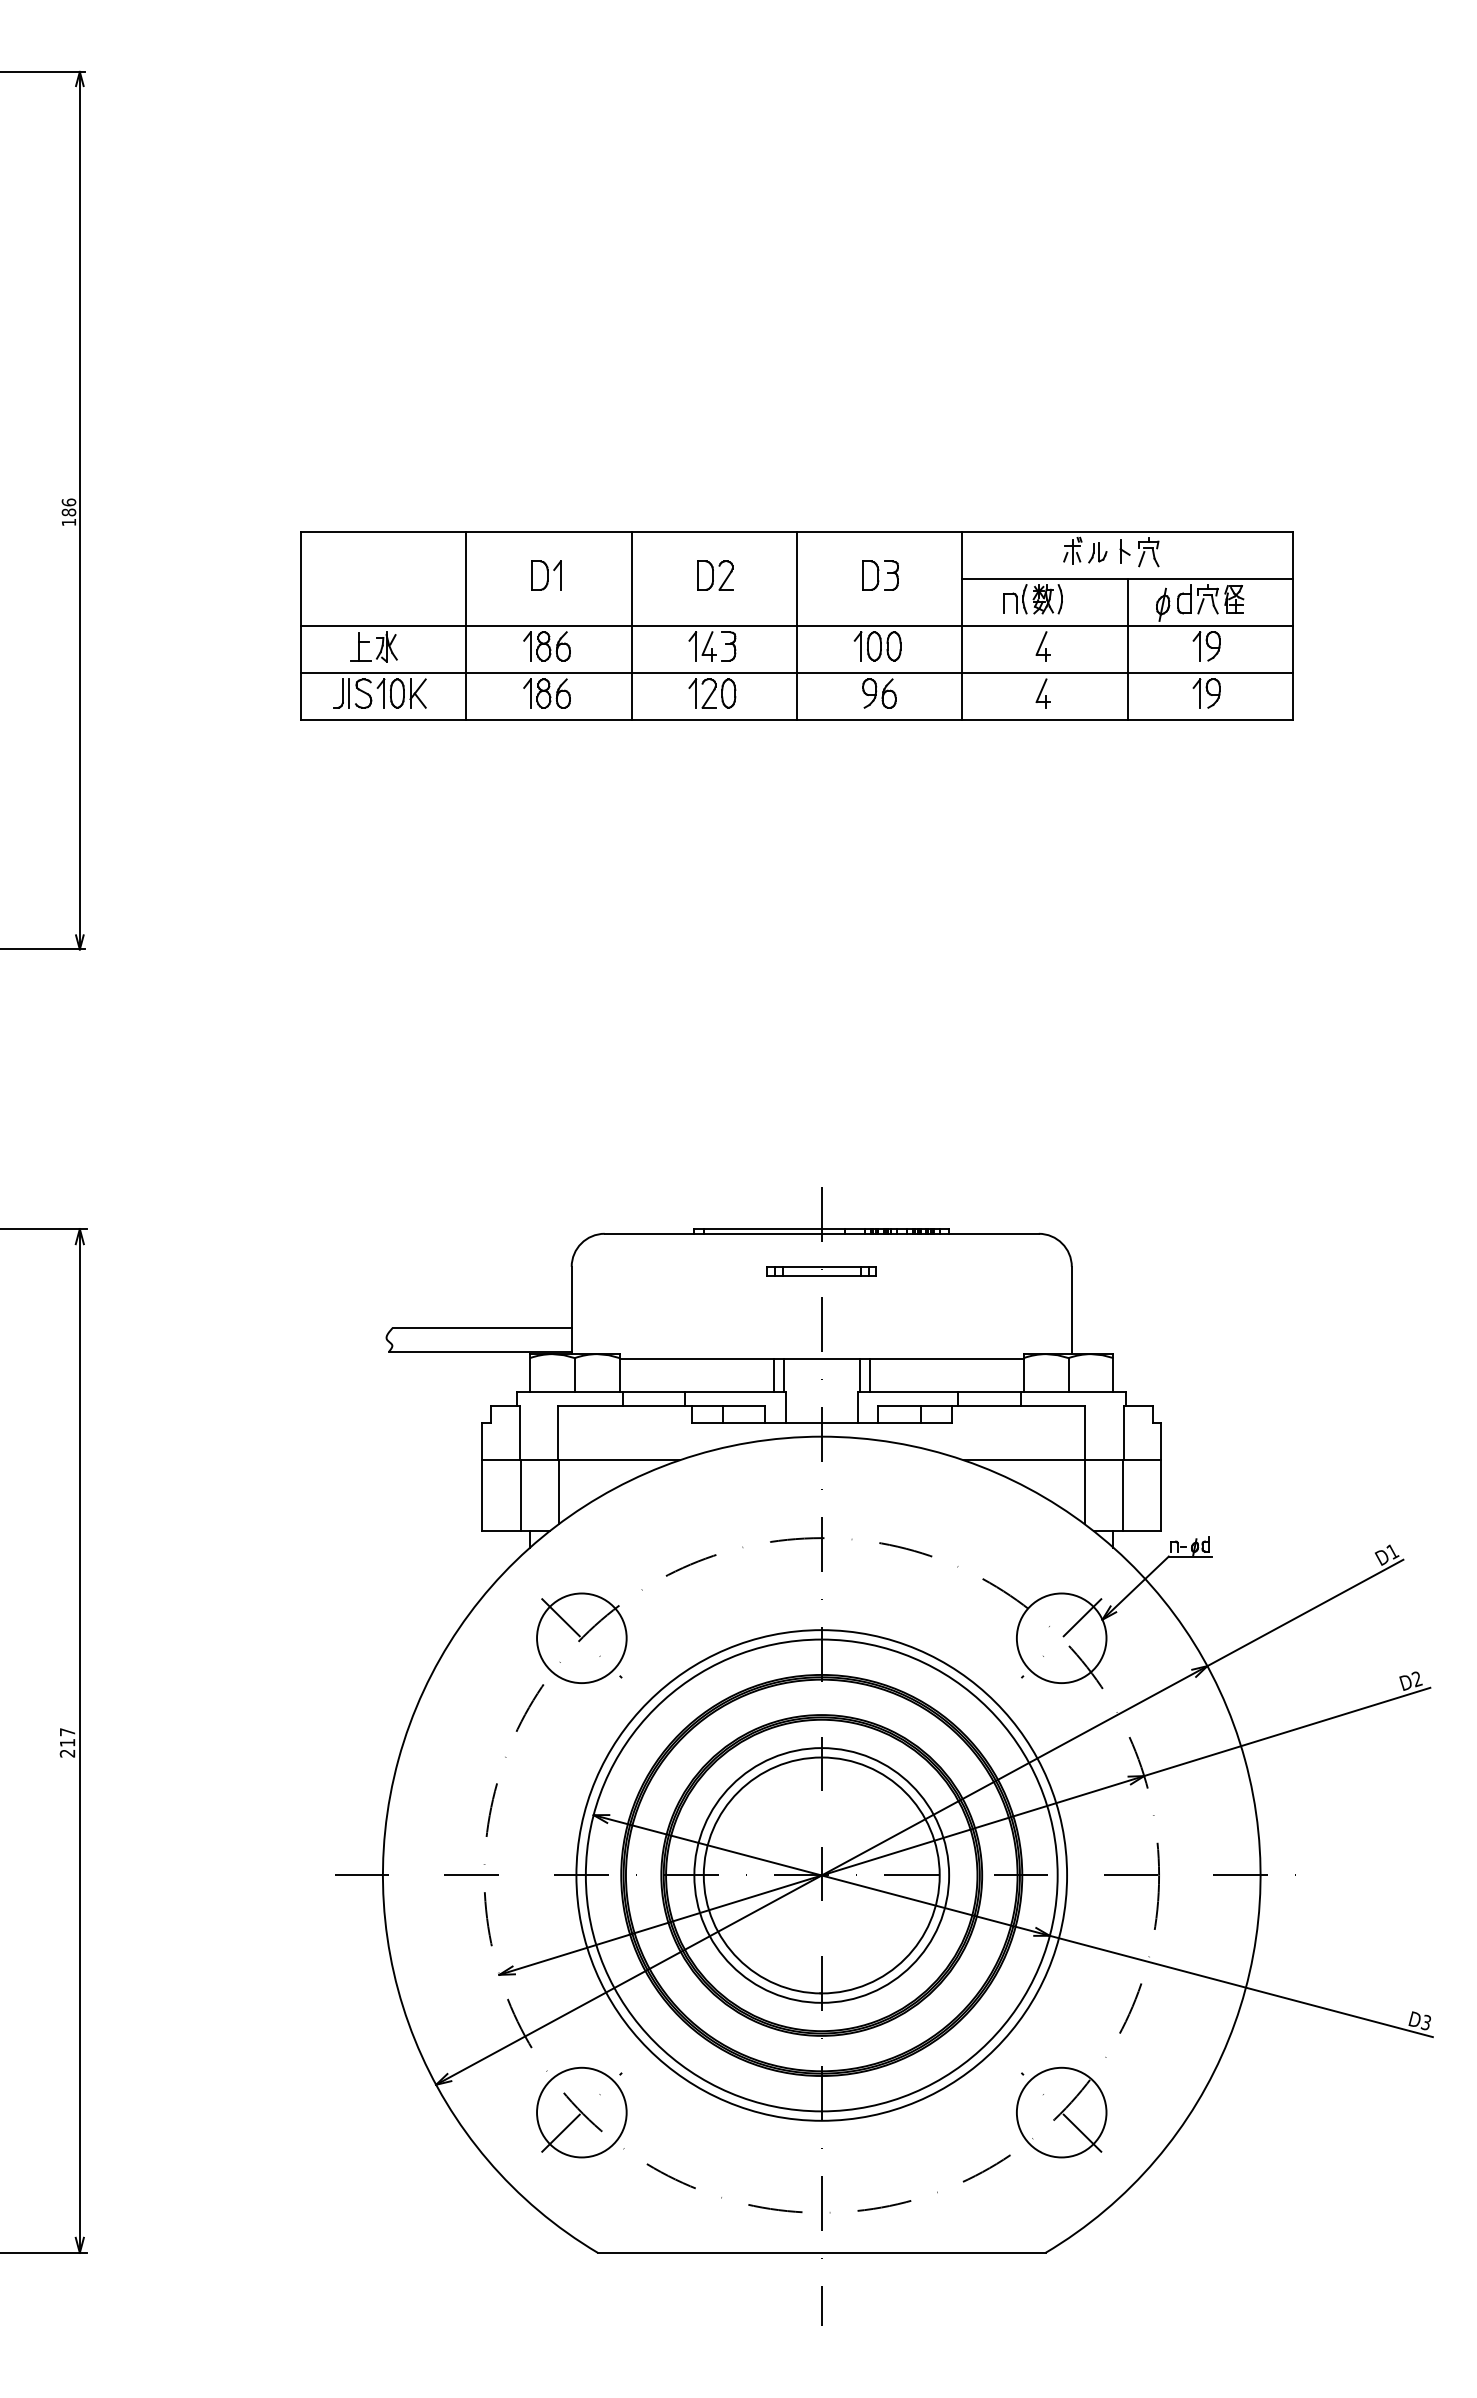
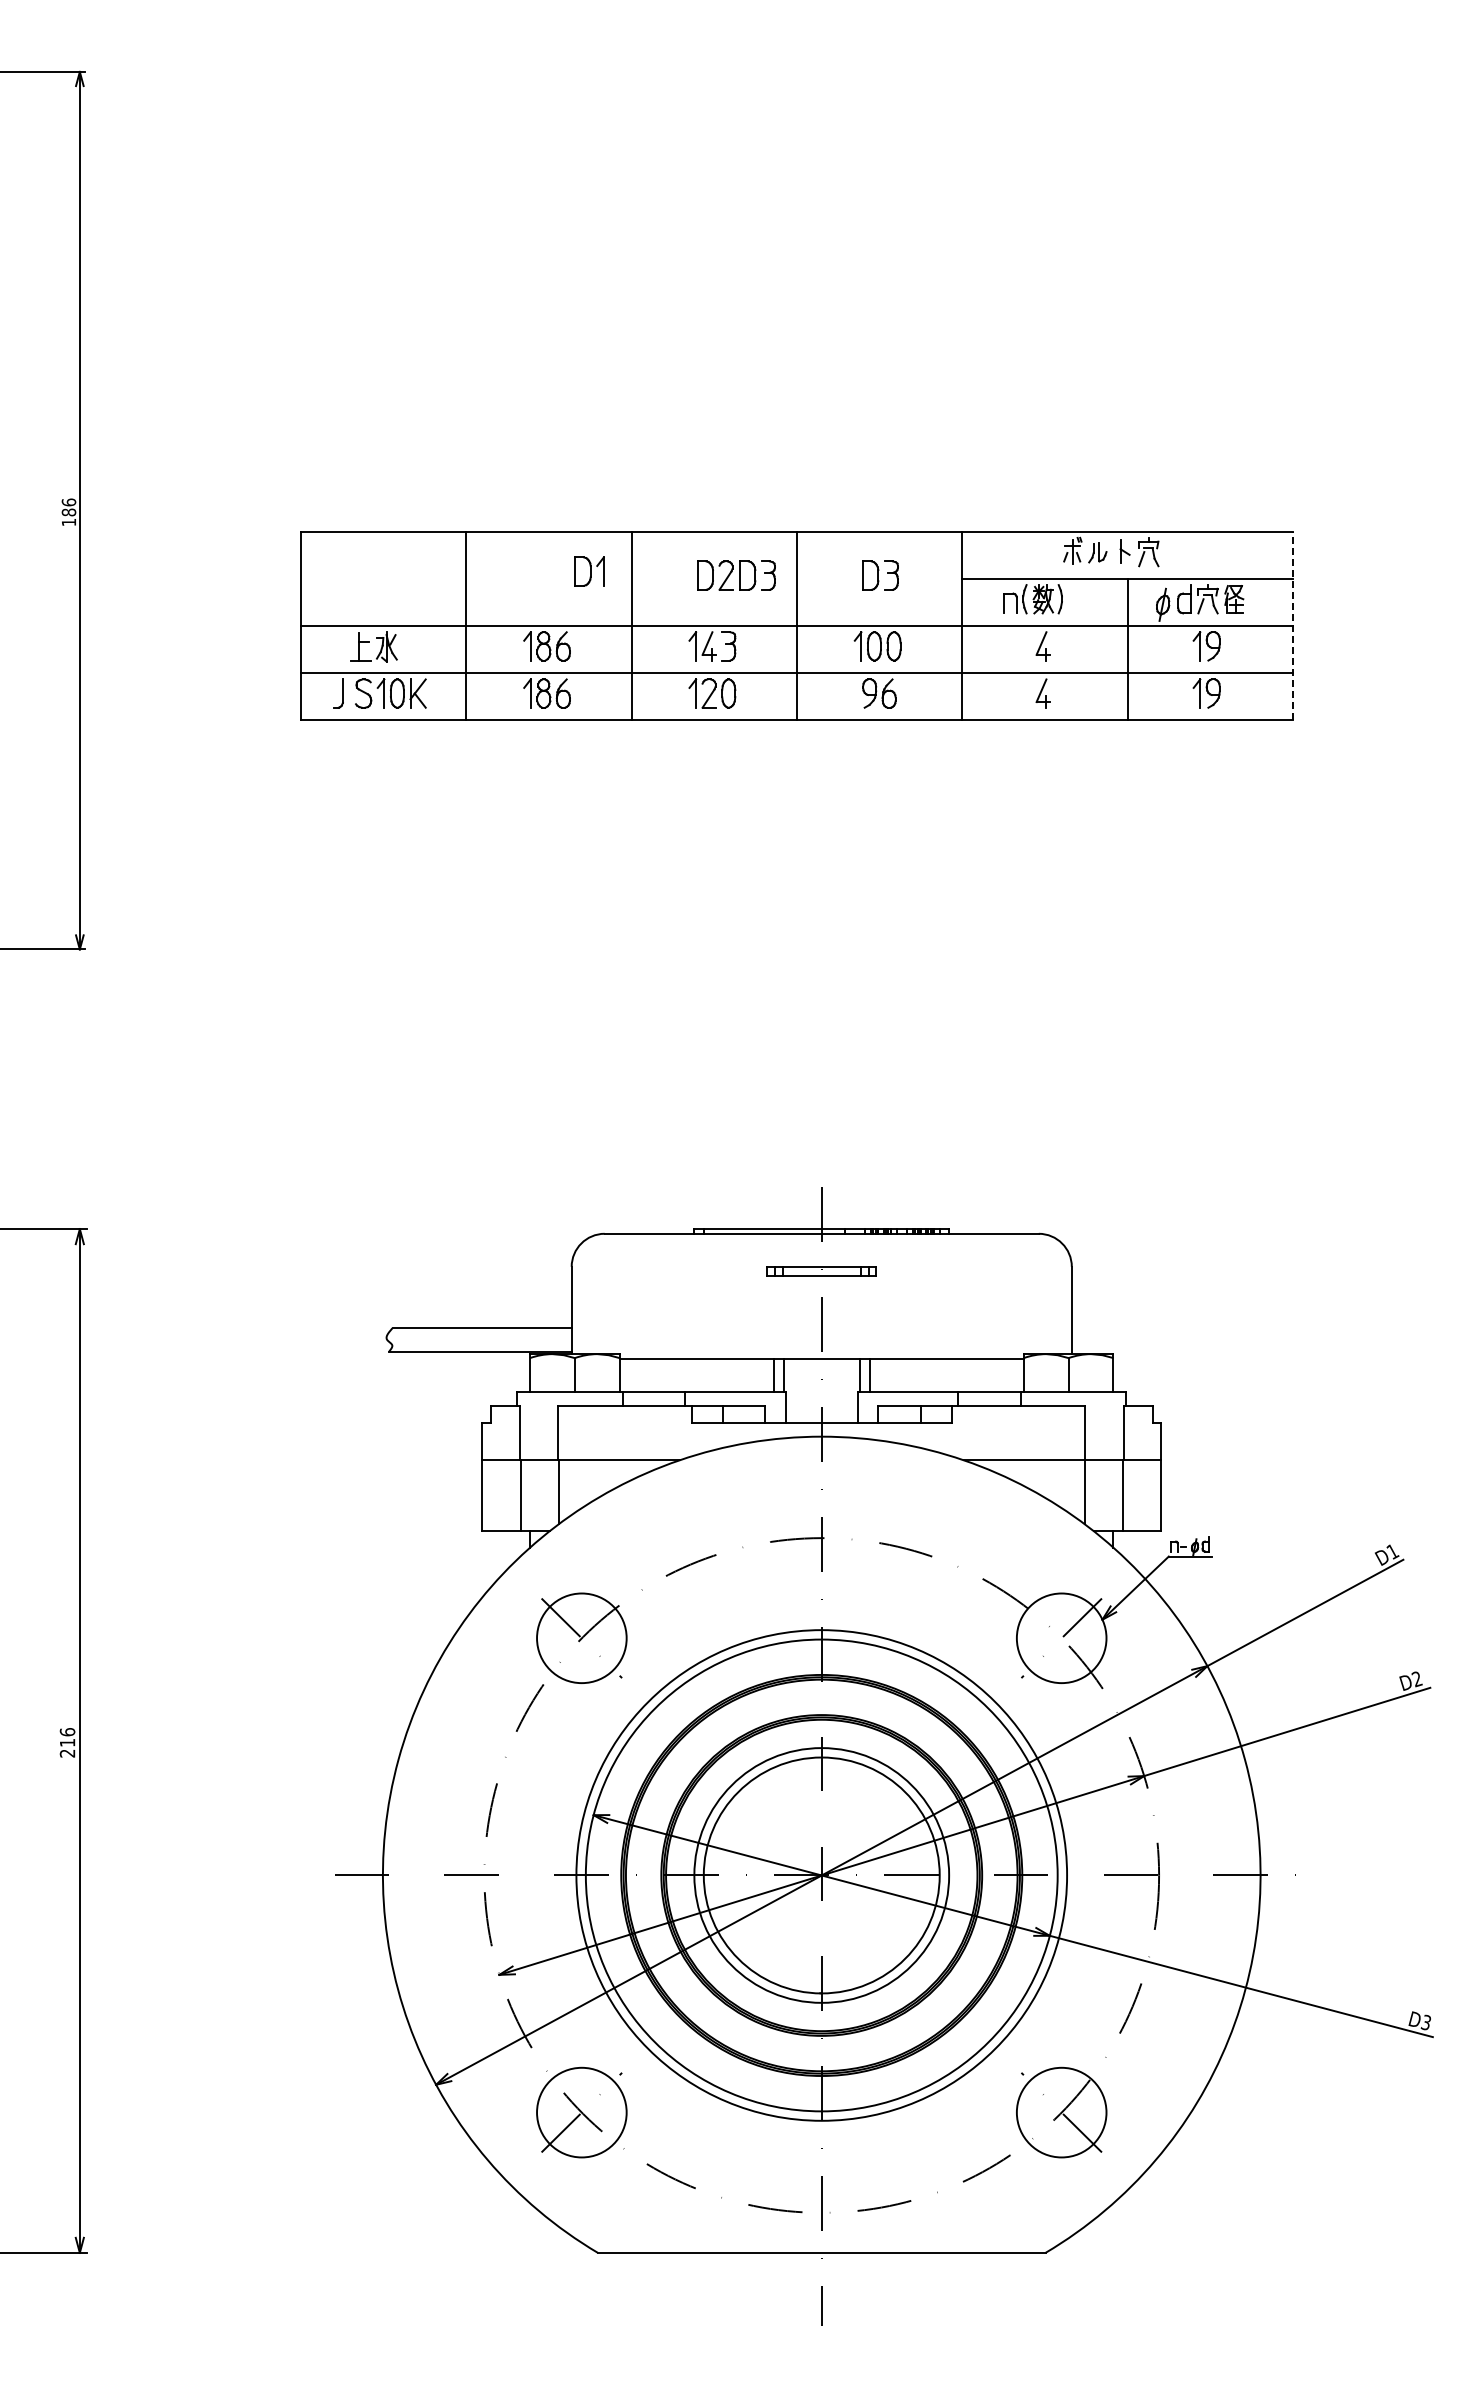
part position: (546, 575) -> (589, 571) (589, 571)
part: none -> present (757, 575)
line: solid -> dashed (1292, 625)
line: present -> none (349, 693)
text: 217 -> 216 (67, 1732)
